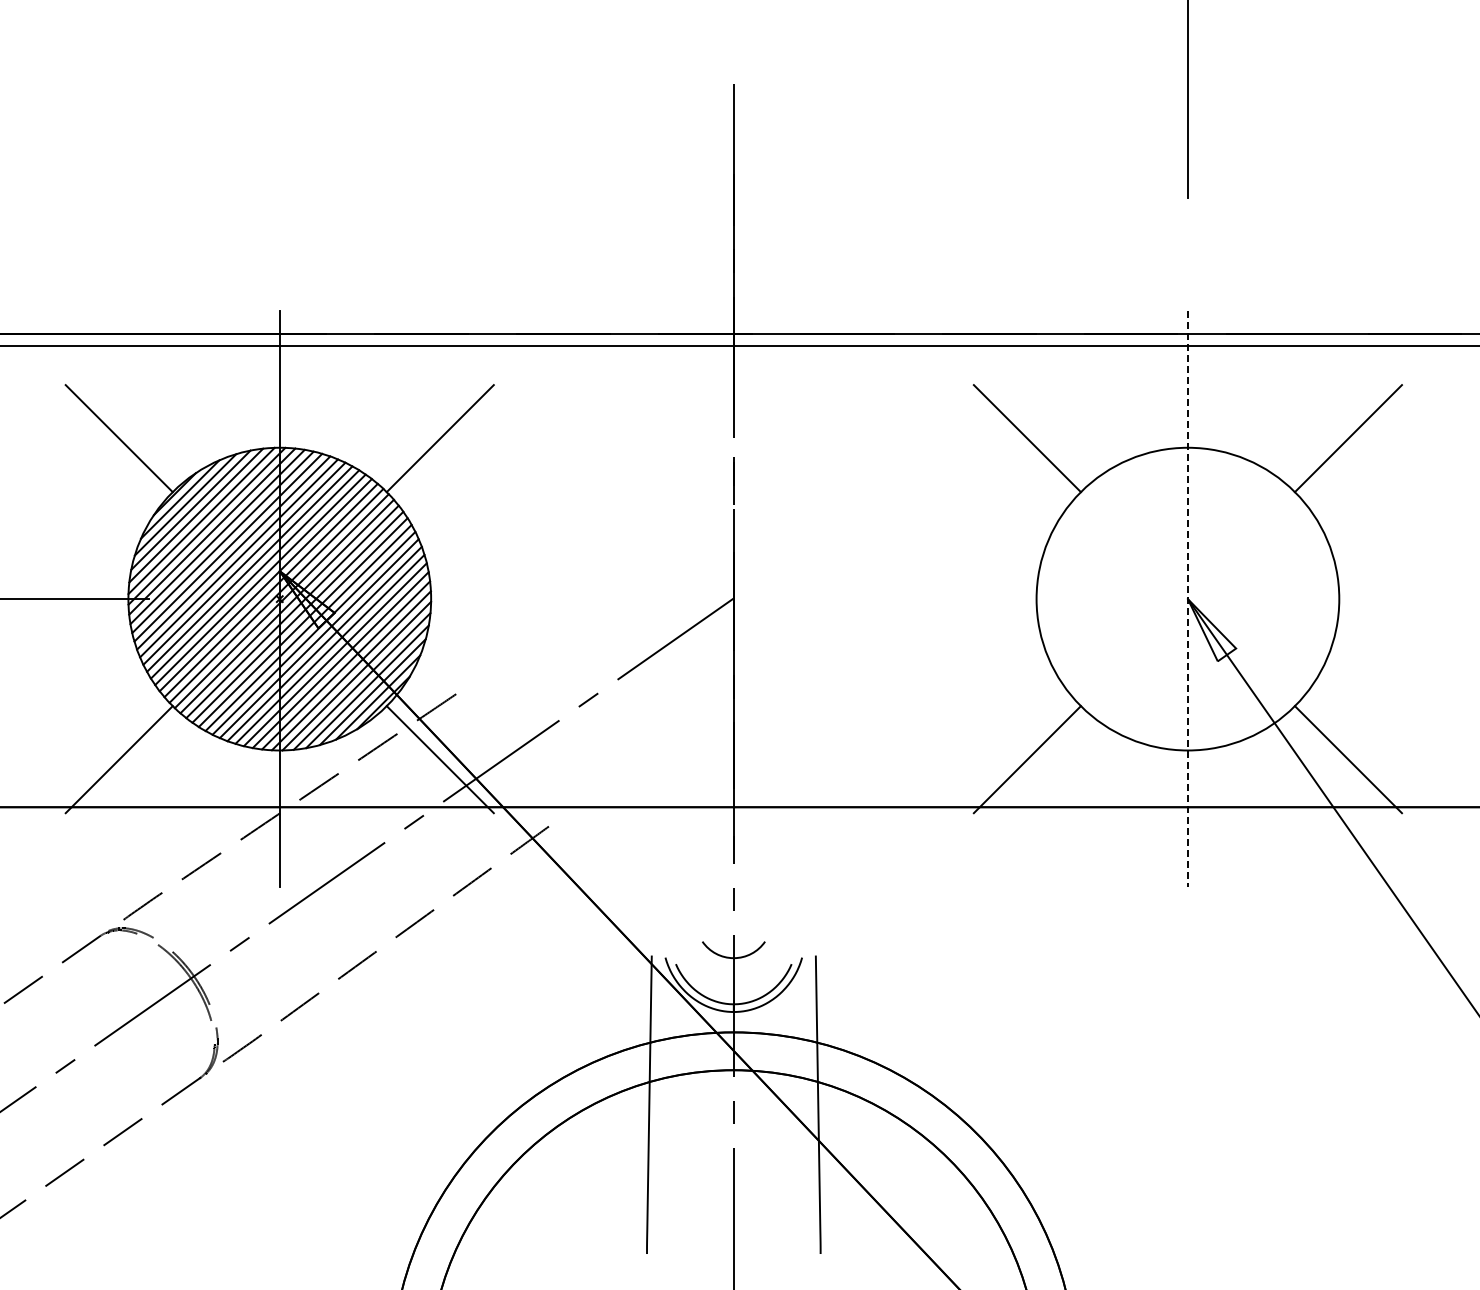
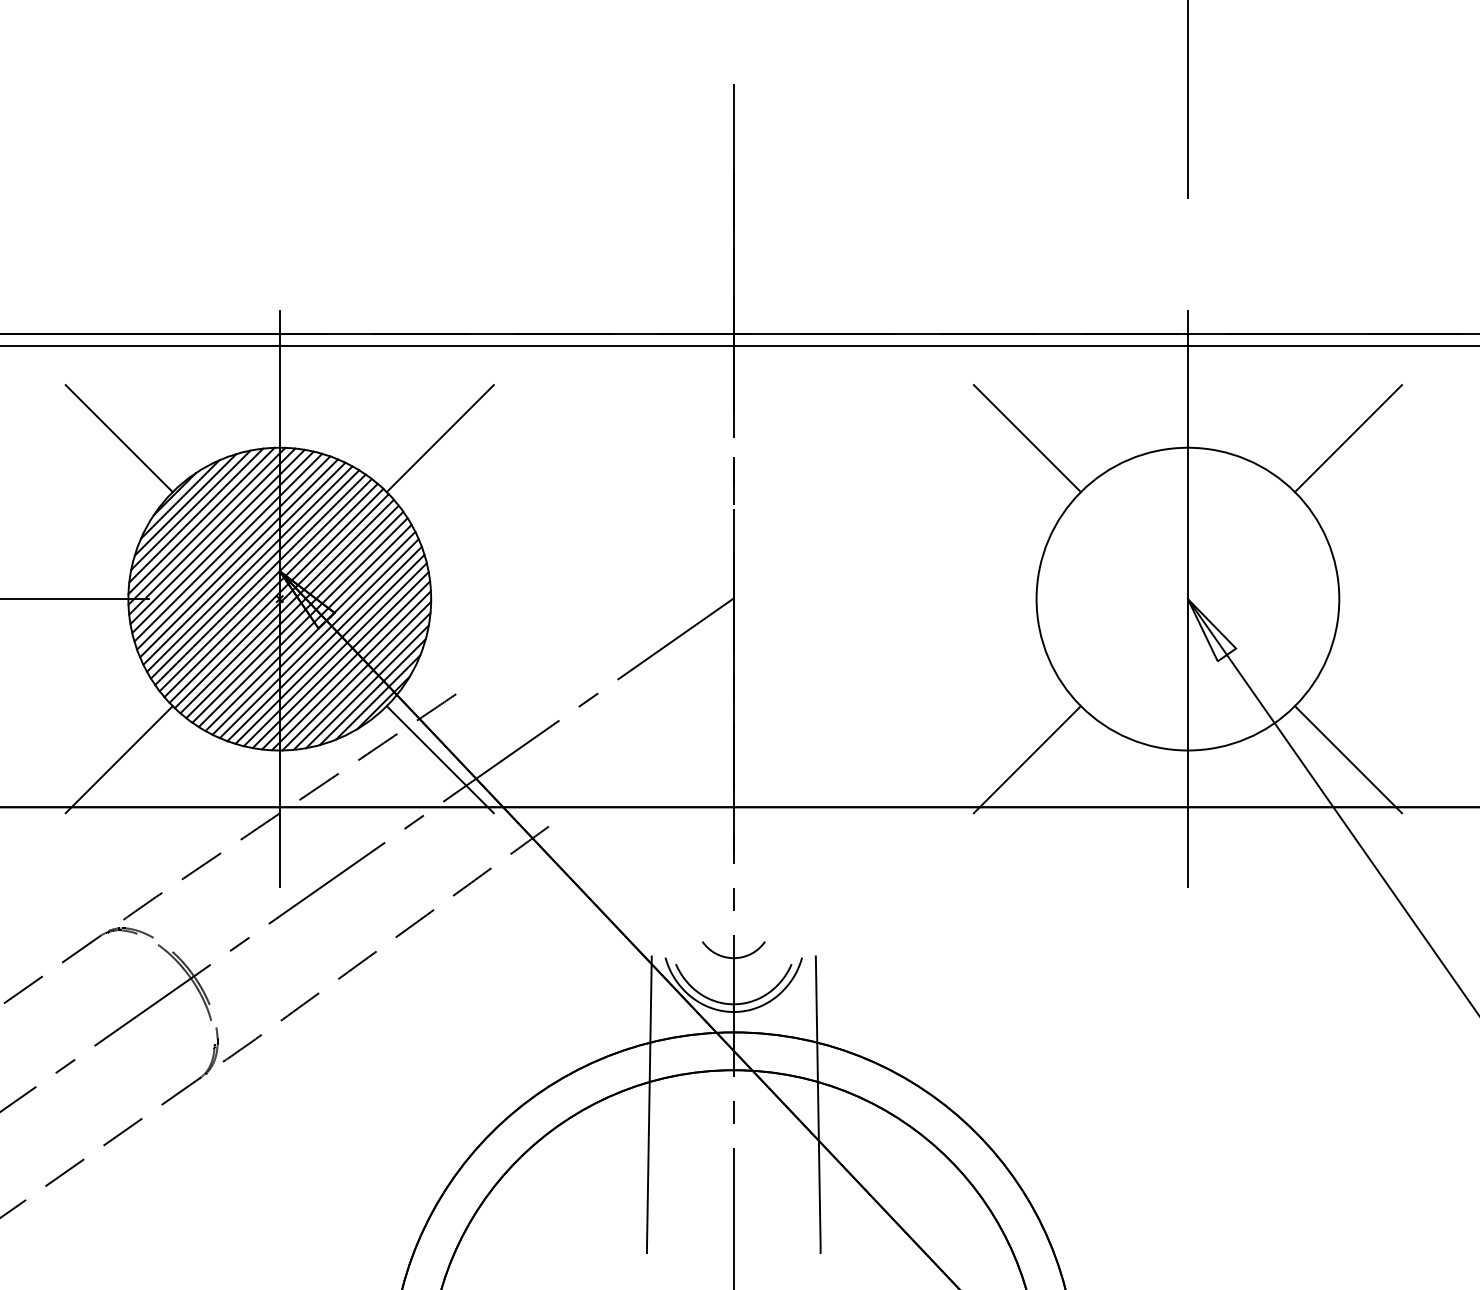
line: dashed -> solid (1187, 599)
